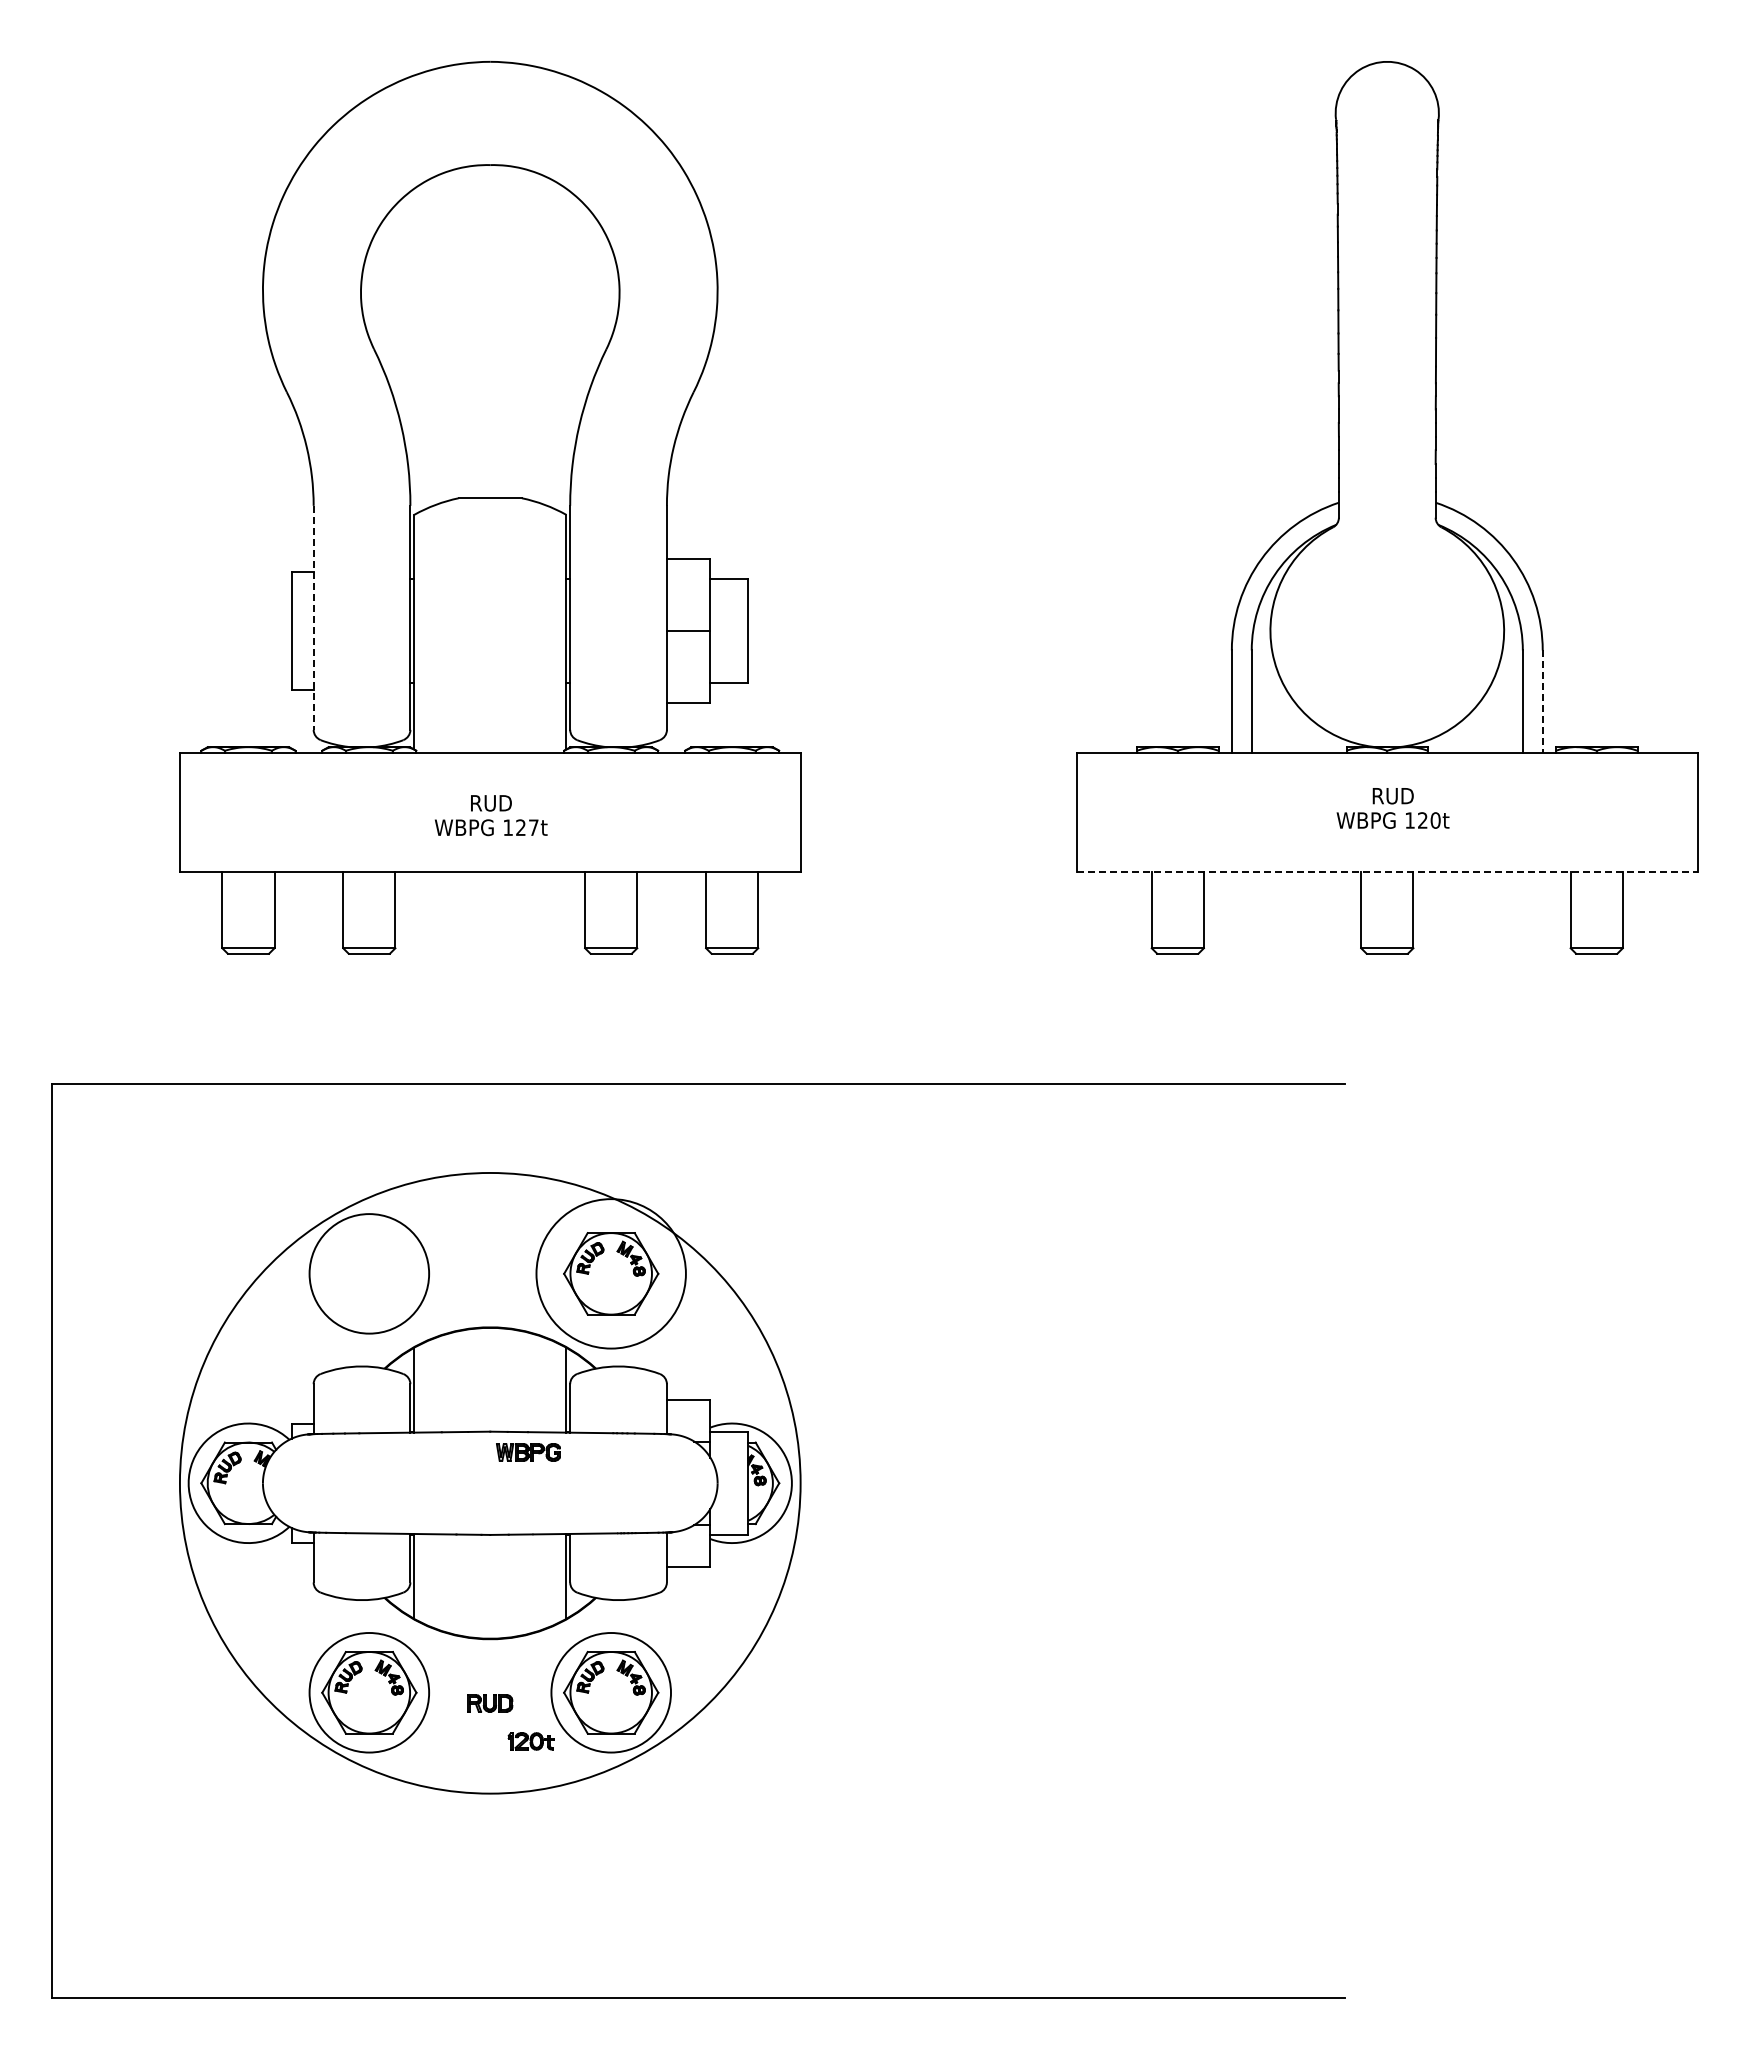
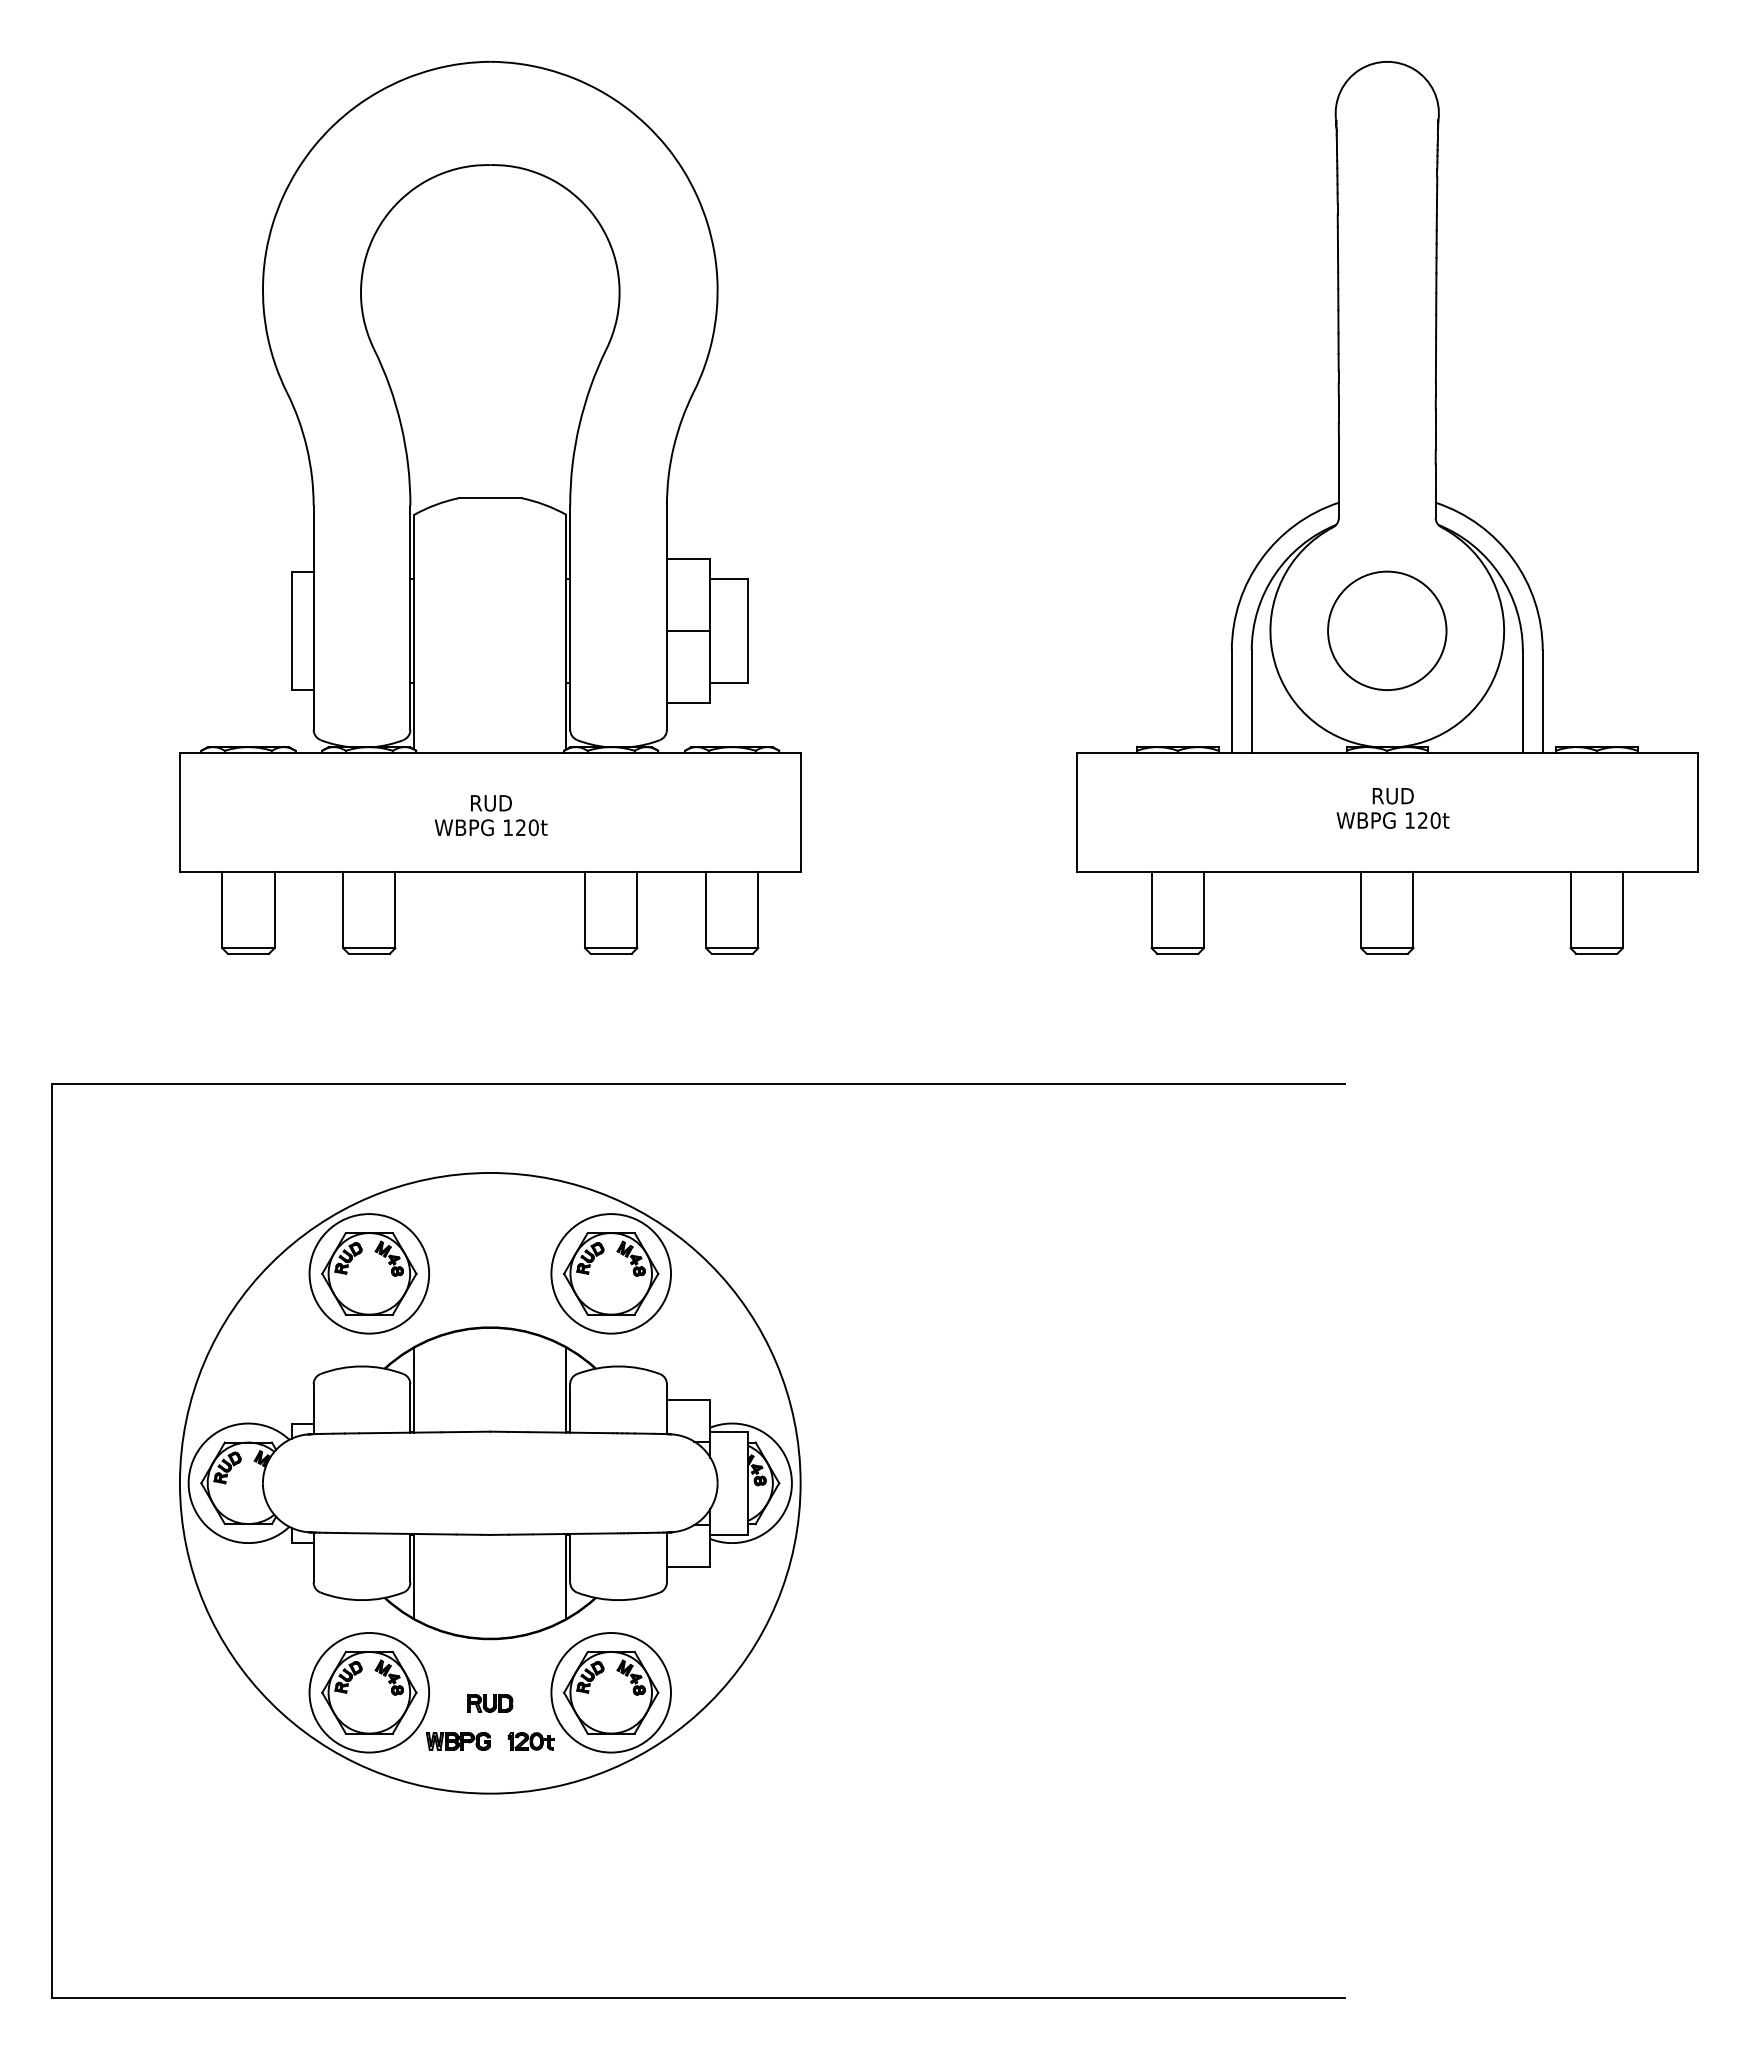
line: dashed -> solid (313, 618)
circle: none -> present (1387, 630)
line: dashed -> solid (1542, 702)
text: 127t -> 120t (533, 827)
line: dashed -> solid (1387, 872)
part: none -> present (369, 1273)
circle diameter: 149 px -> 120 px (611, 1273)
part position: (528, 1452) -> (458, 1741) (458, 1741)
